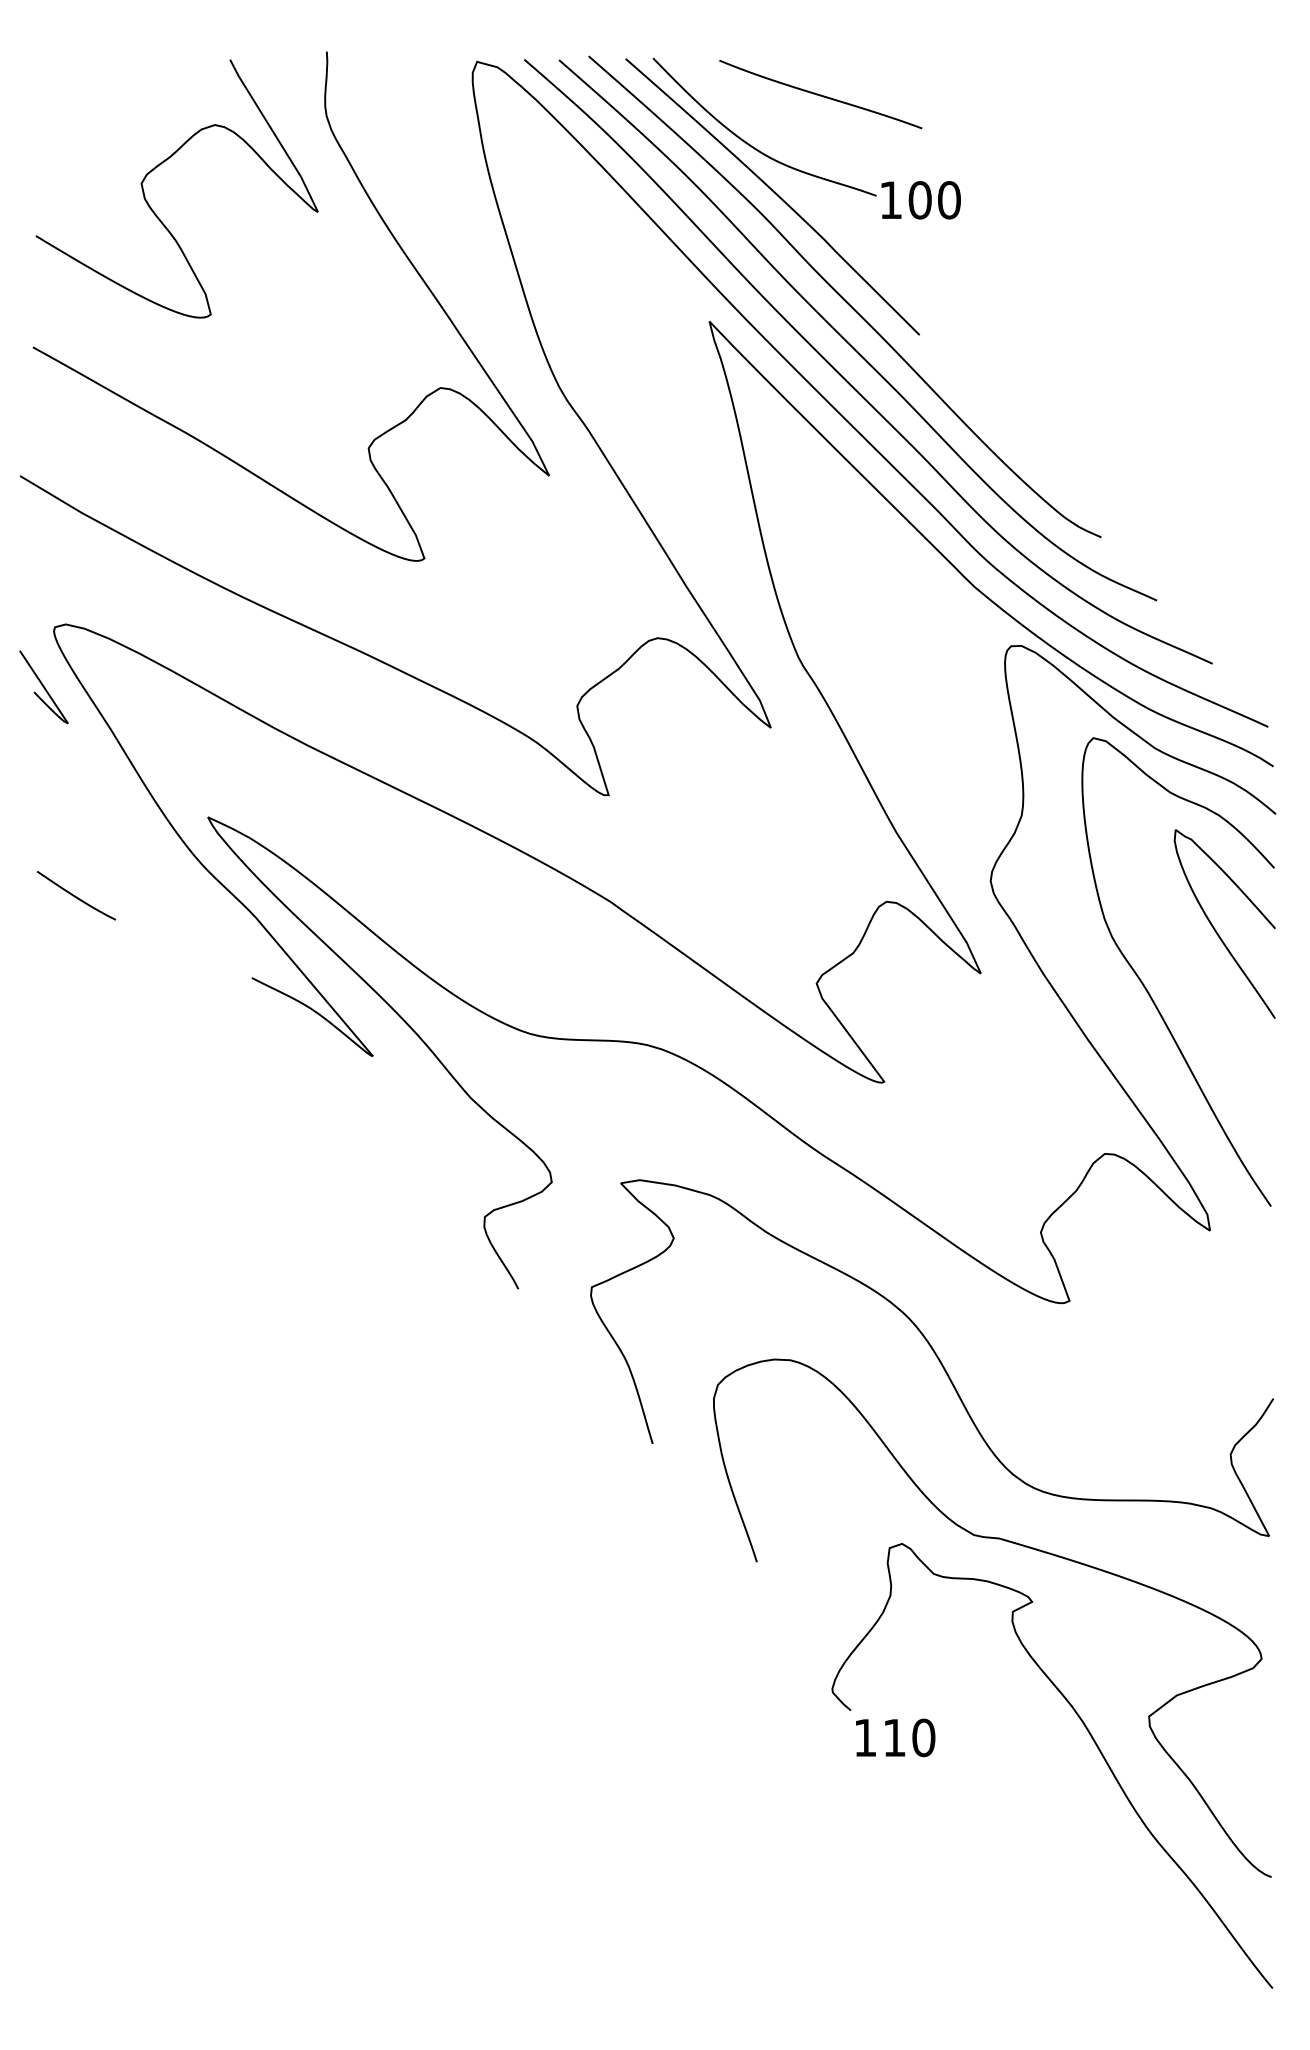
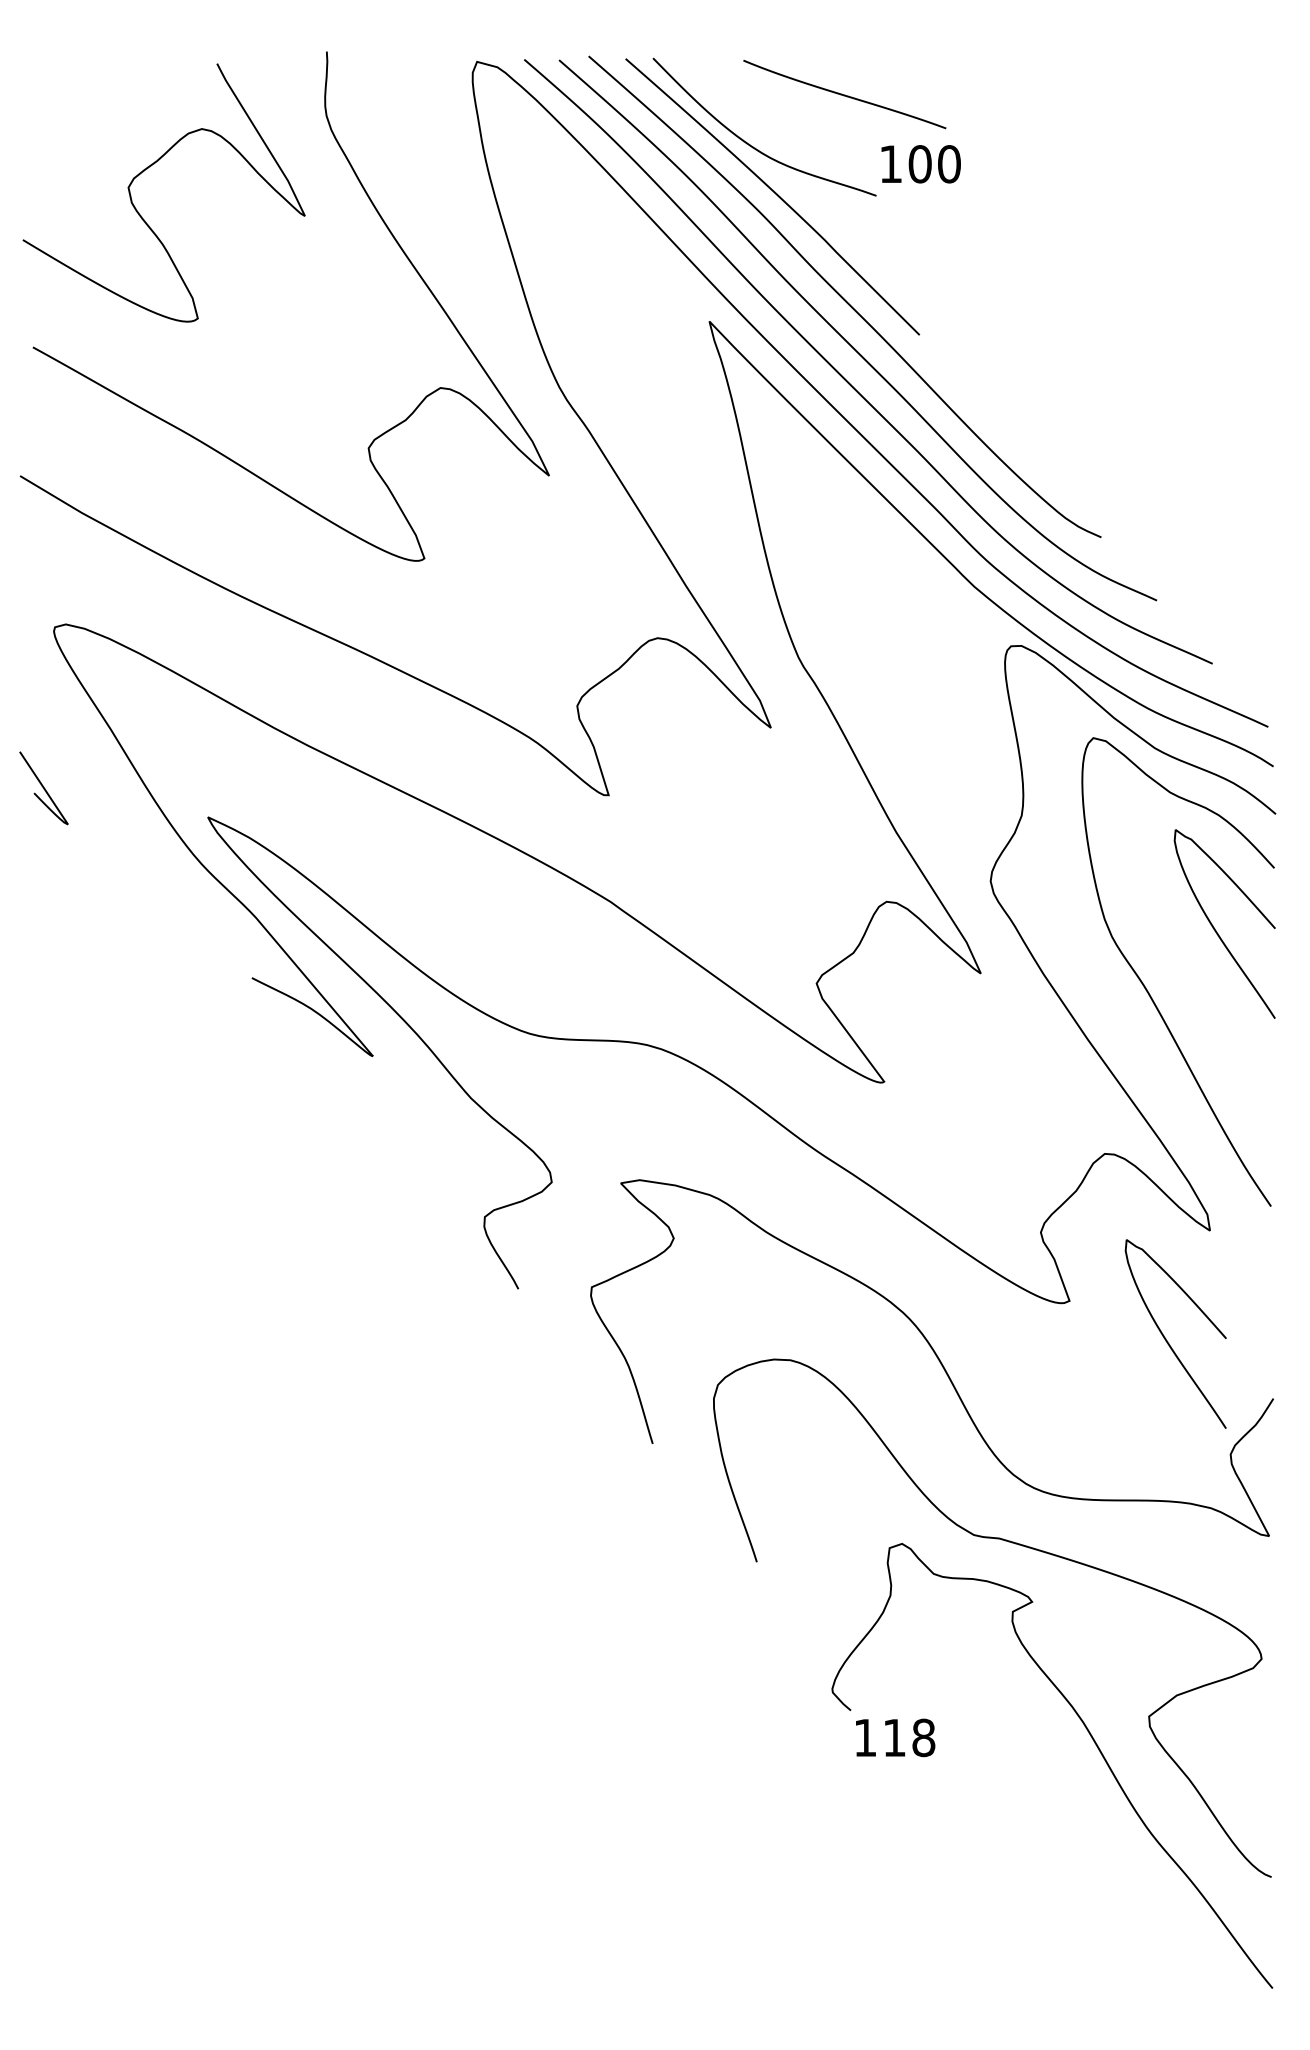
curve position: (820, 94) -> (844, 94) (844, 94)
curve position: (160, 165) -> (147, 169) (147, 169)
text position: (920, 200) -> (920, 164) (920, 164)
curve position: (43, 687) -> (43, 788) (43, 788)
curve: present -> none (75, 895)
curve: none -> present (1166, 1338)
text: 110 -> 118 (923, 1737)
